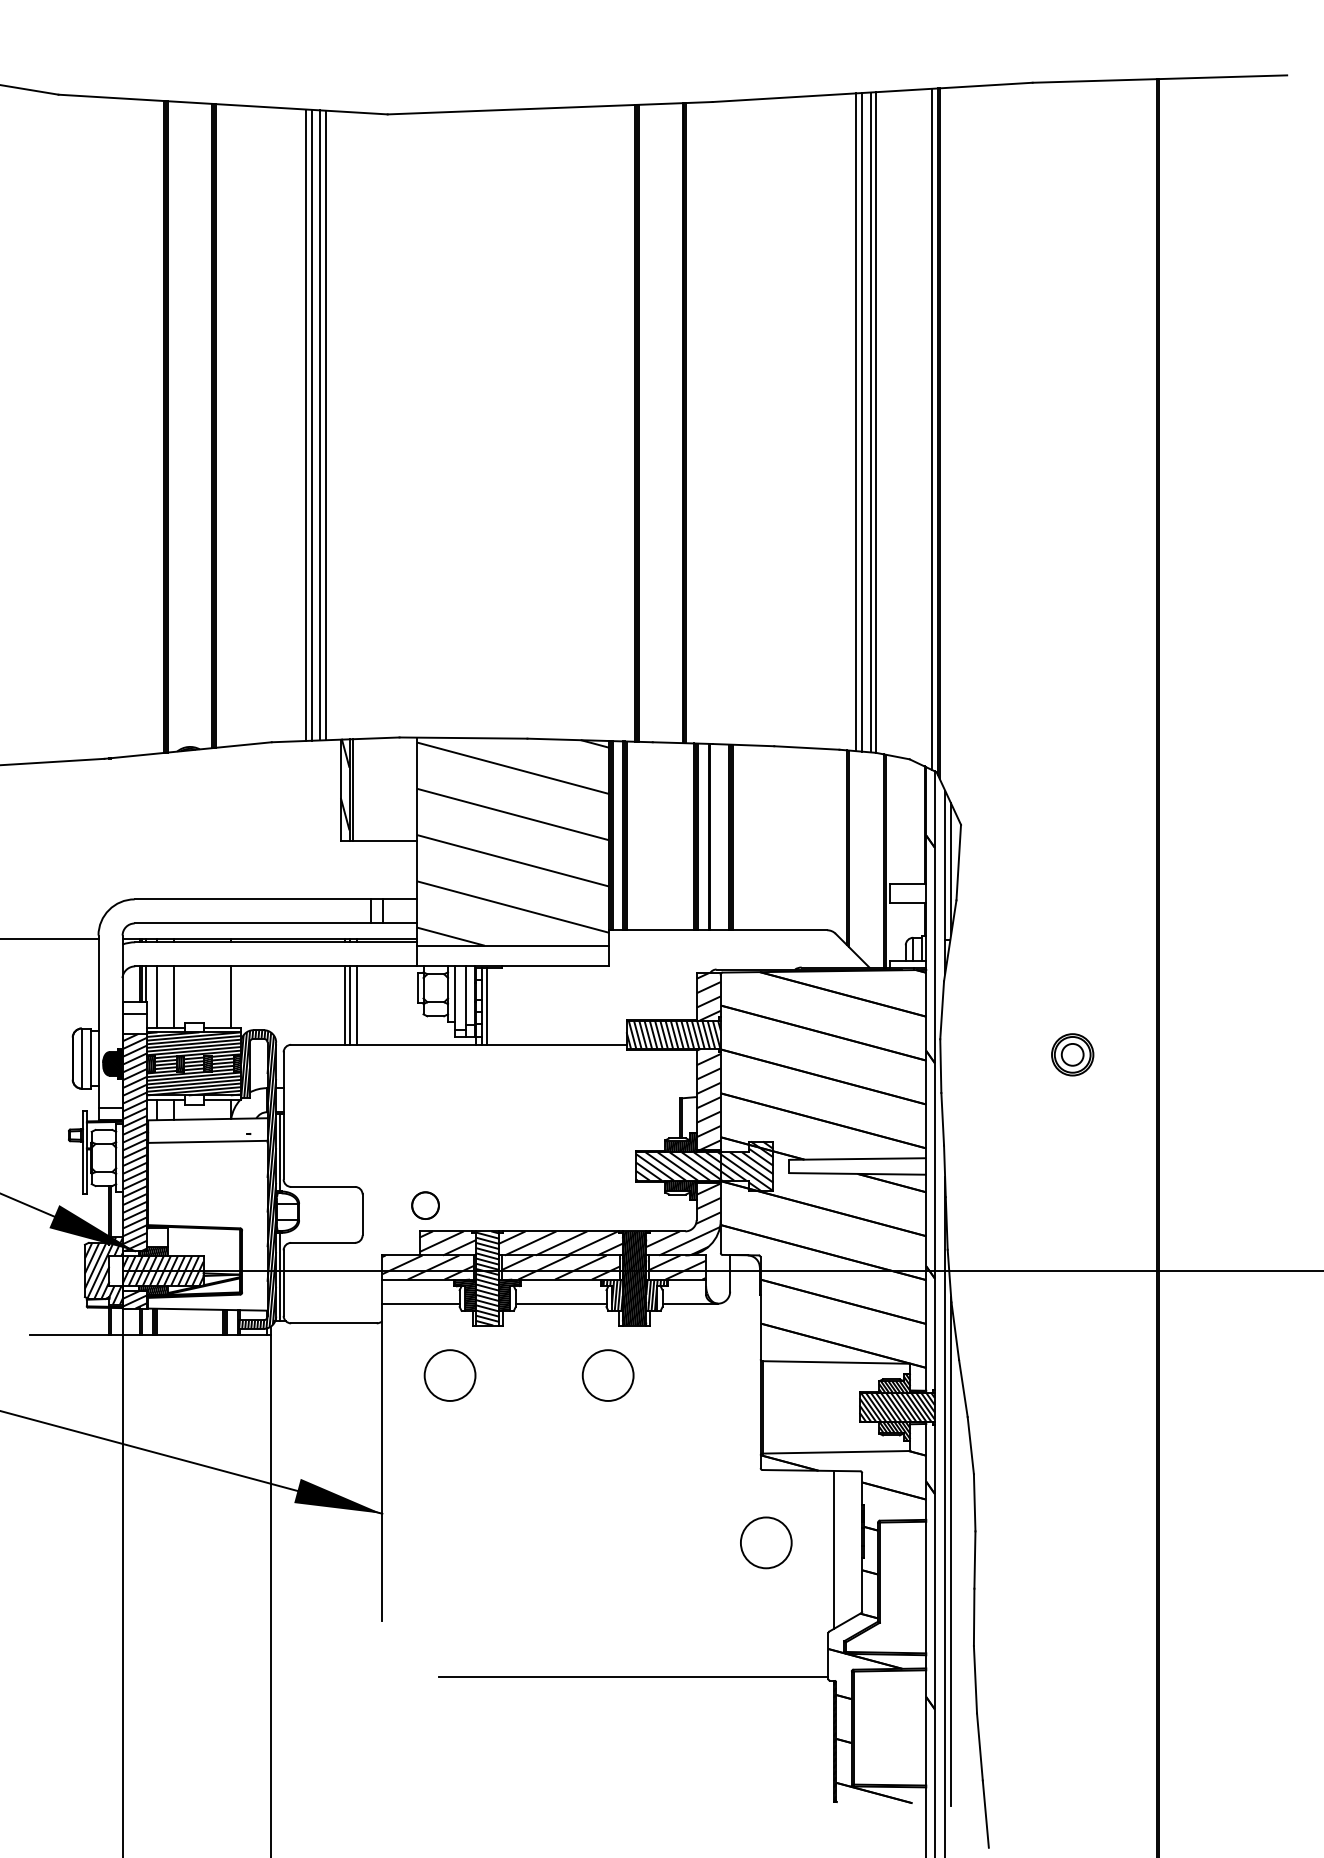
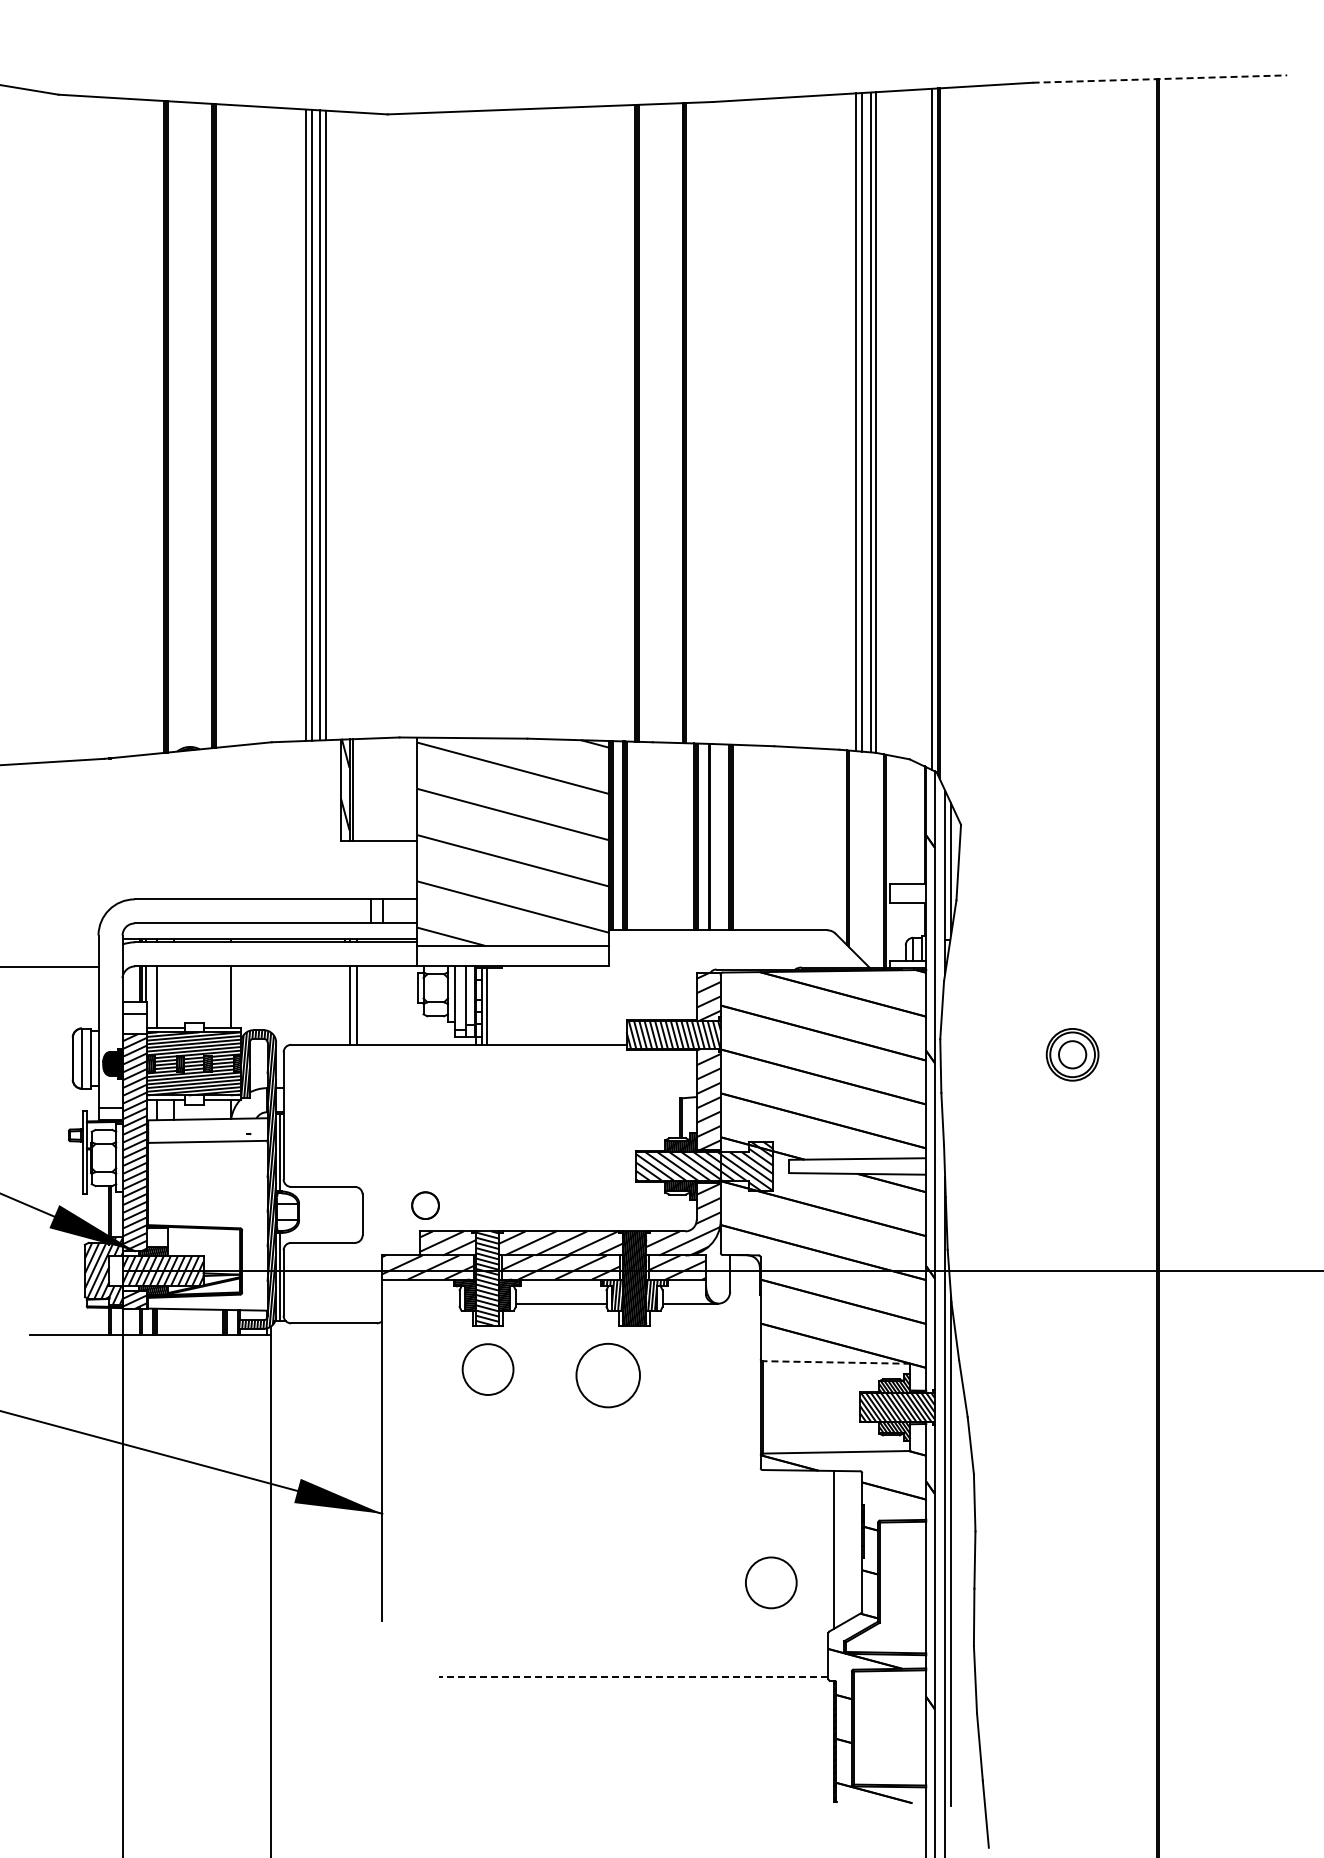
line: solid -> dashed (1160, 79)
line position: (50, 939) -> (50, 967) (50, 967)
line: present -> none (174, 997)
line: present -> none (345, 1005)
part size: 44x44 px -> 55x54 px (1072, 1054)
line: present -> none (420, 1303)
line: solid -> dashed (836, 1362)
circle position: (449, 1375) -> (487, 1369) (487, 1369)
circle size: 54x53 px -> 66x67 px (607, 1375)
circle position: (766, 1542) -> (771, 1582) (771, 1582)
line: solid -> dashed (633, 1677)
